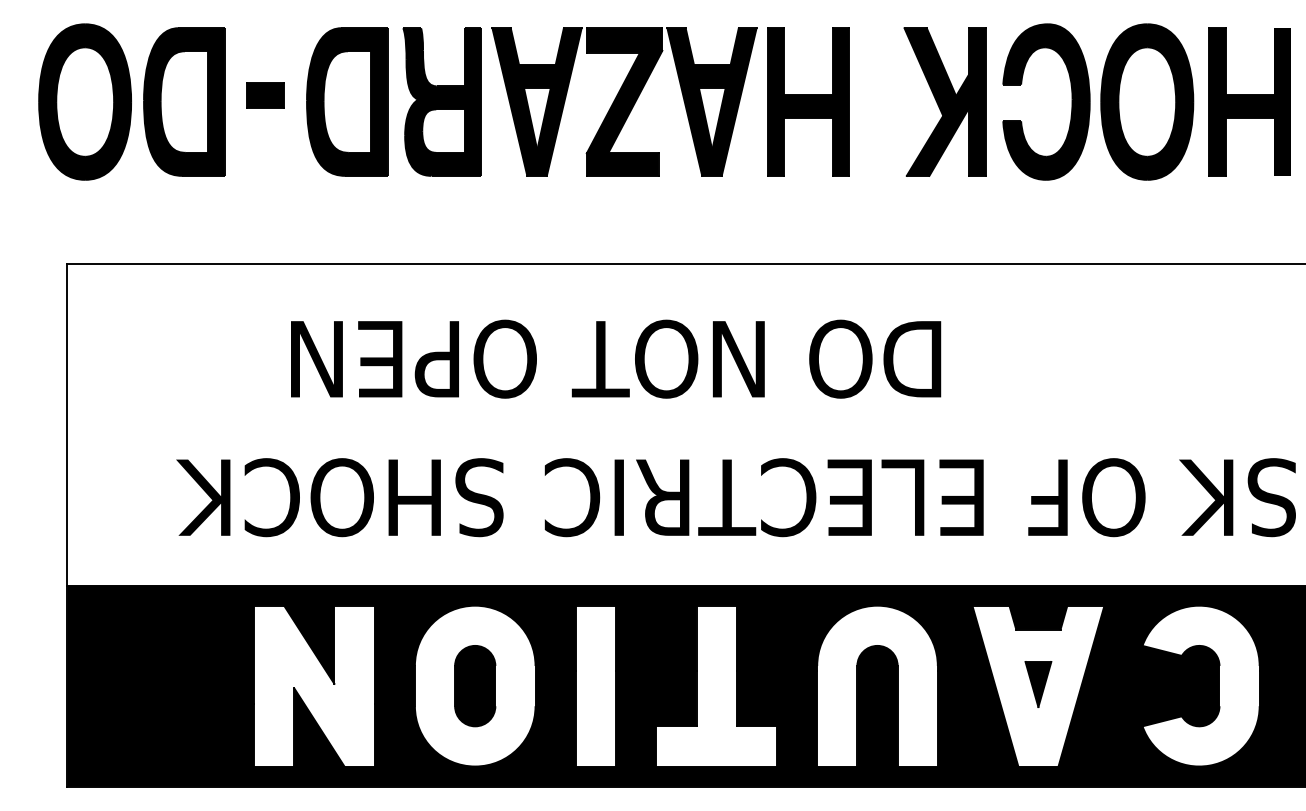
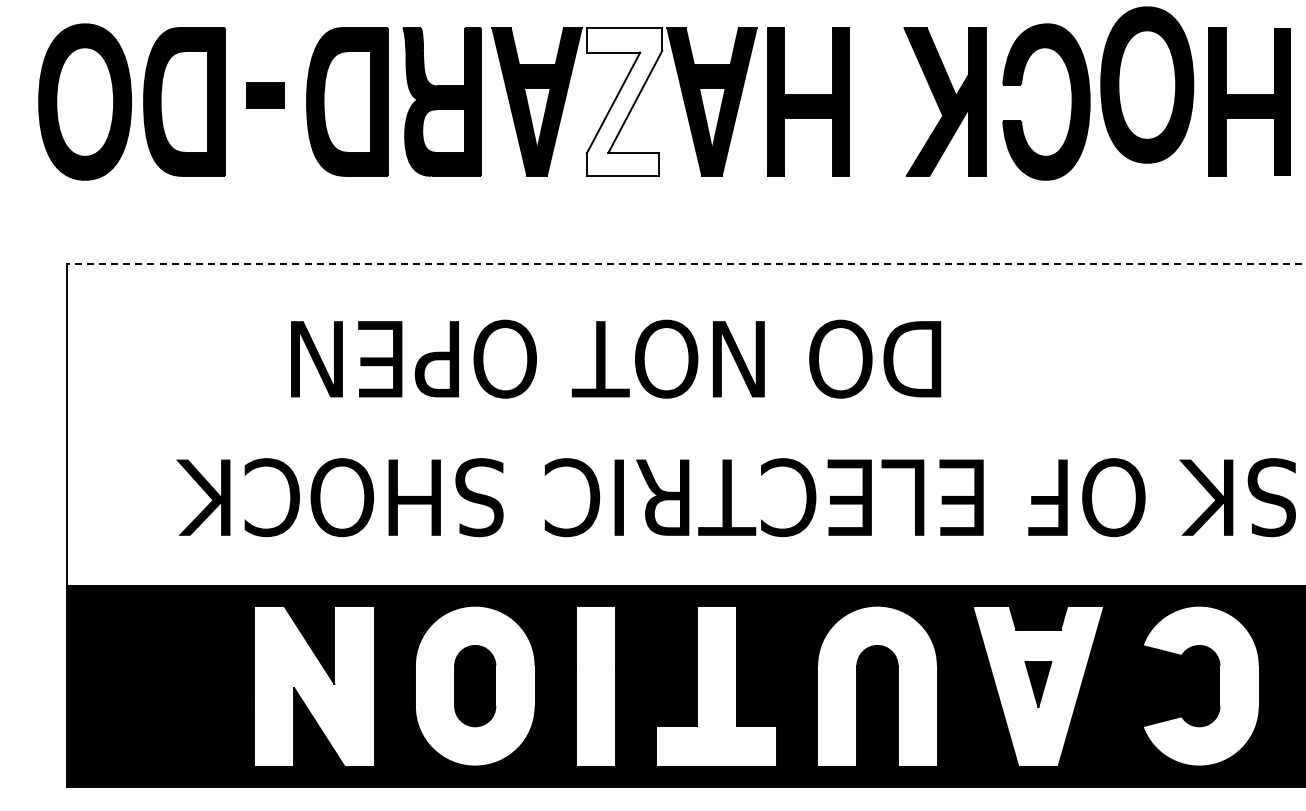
fill: present -> none (624, 101)
part position: (1147, 101) -> (1147, 84) (1147, 84)
line: solid -> dashed (686, 263)
